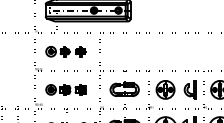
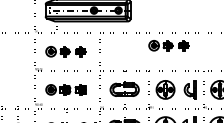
part: none -> present (168, 45)
